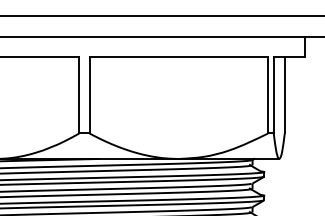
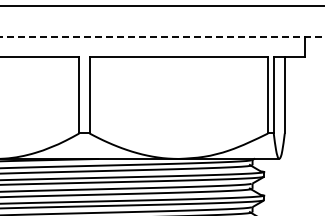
line position: (161, 16) -> (161, 6) (161, 6)
line: solid -> dashed (163, 36)
